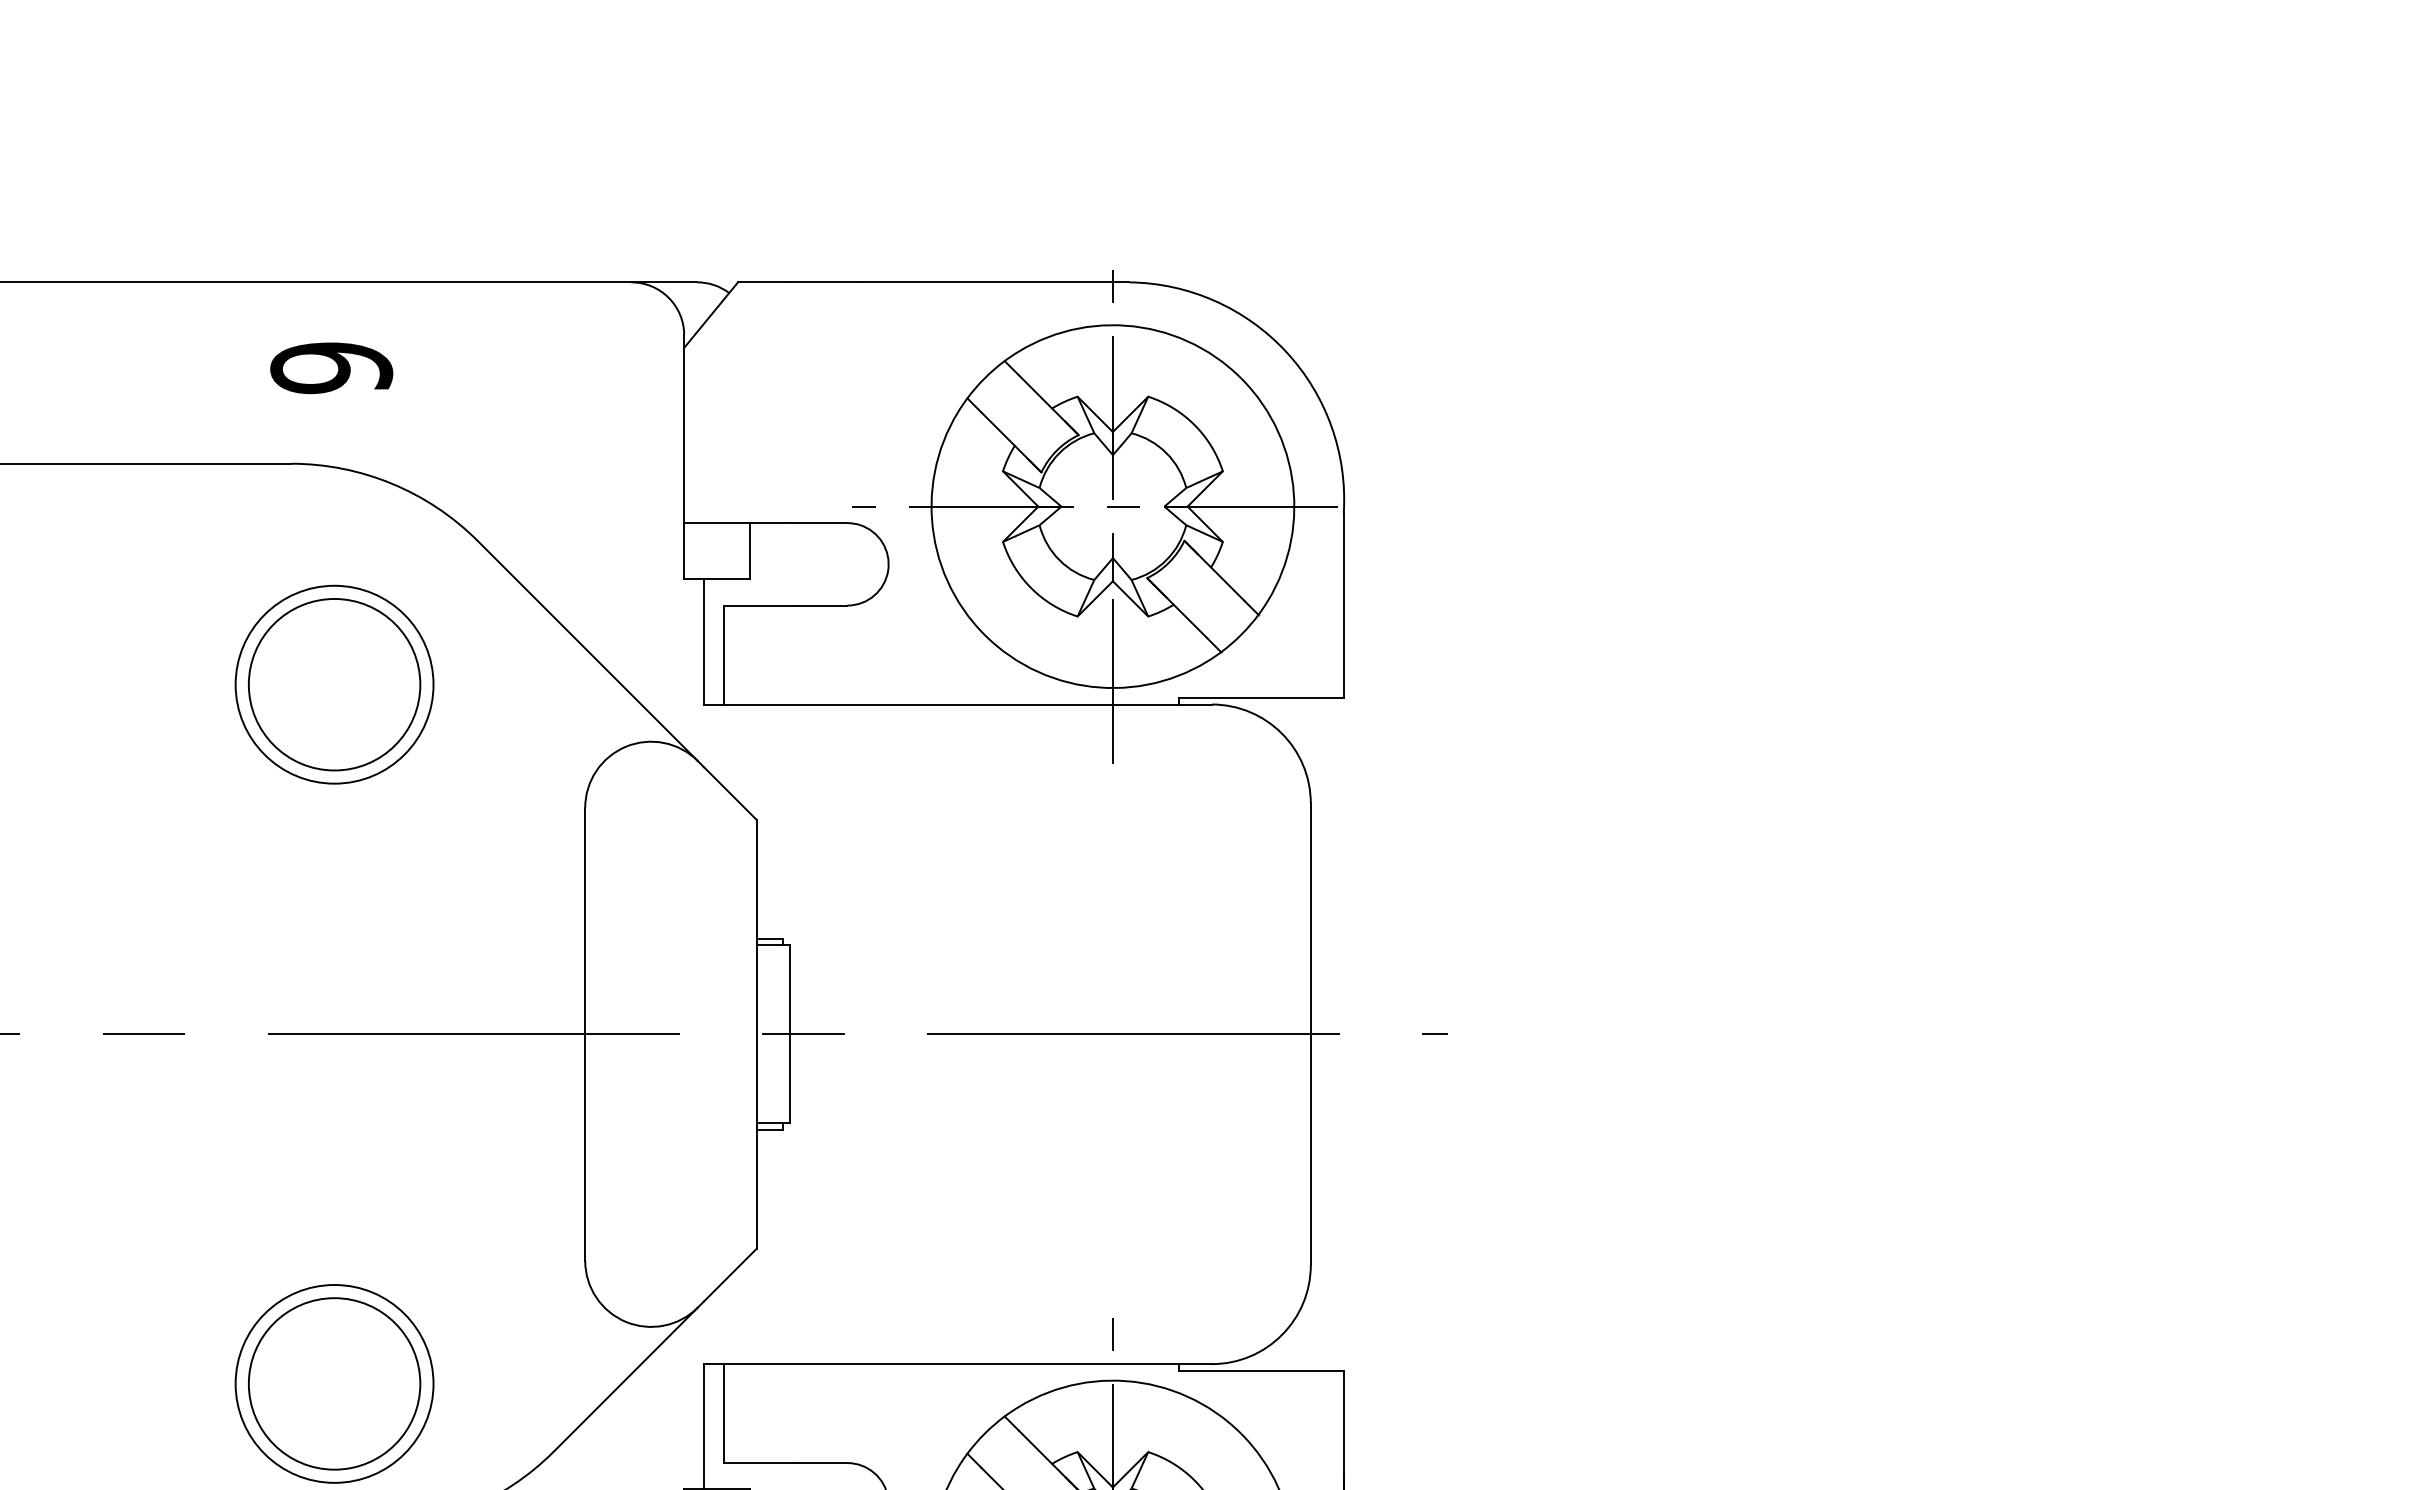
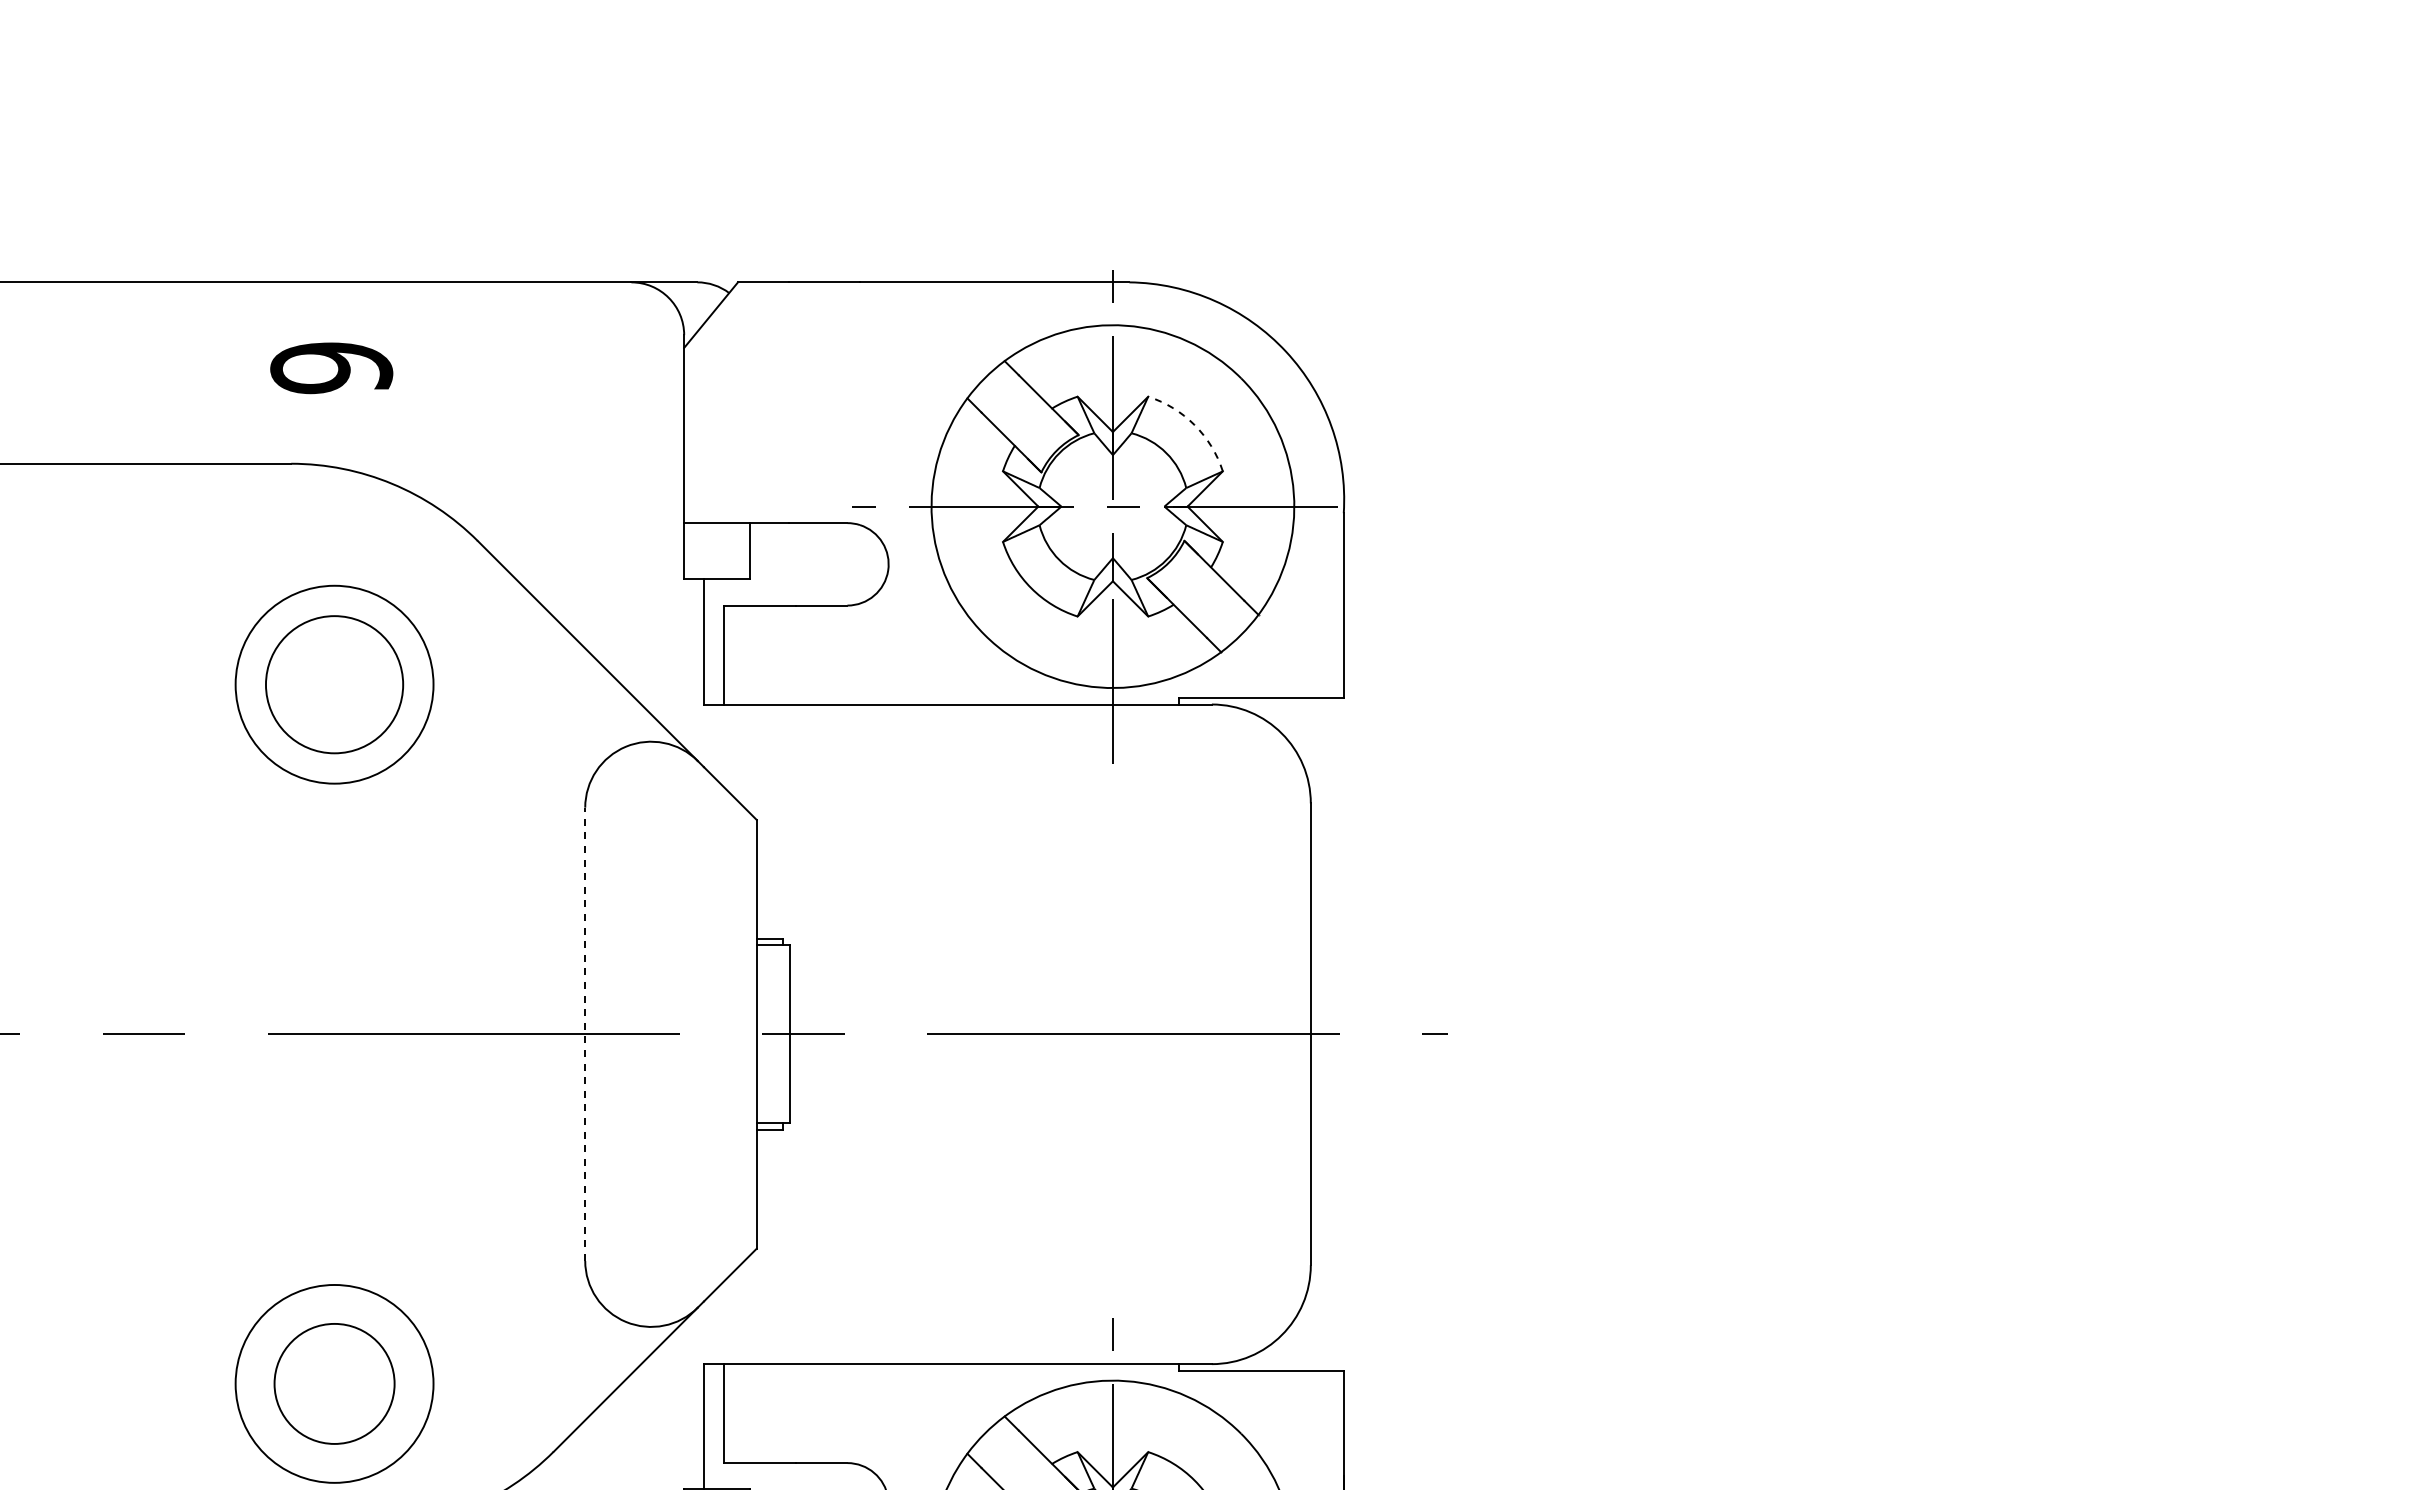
arc: solid -> dashed (1194, 425)
circle diameter: 172 px -> 137 px (334, 684)
line: solid -> dashed (585, 1034)
circle diameter: 172 px -> 120 px (334, 1383)
